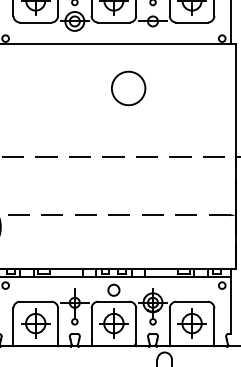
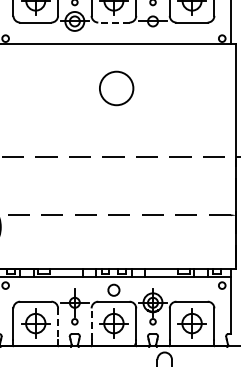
line: solid -> dashed (113, 22)
circle position: (128, 88) -> (116, 88) (116, 88)
line: solid -> dashed (58, 324)
line: solid -> dashed (91, 324)
